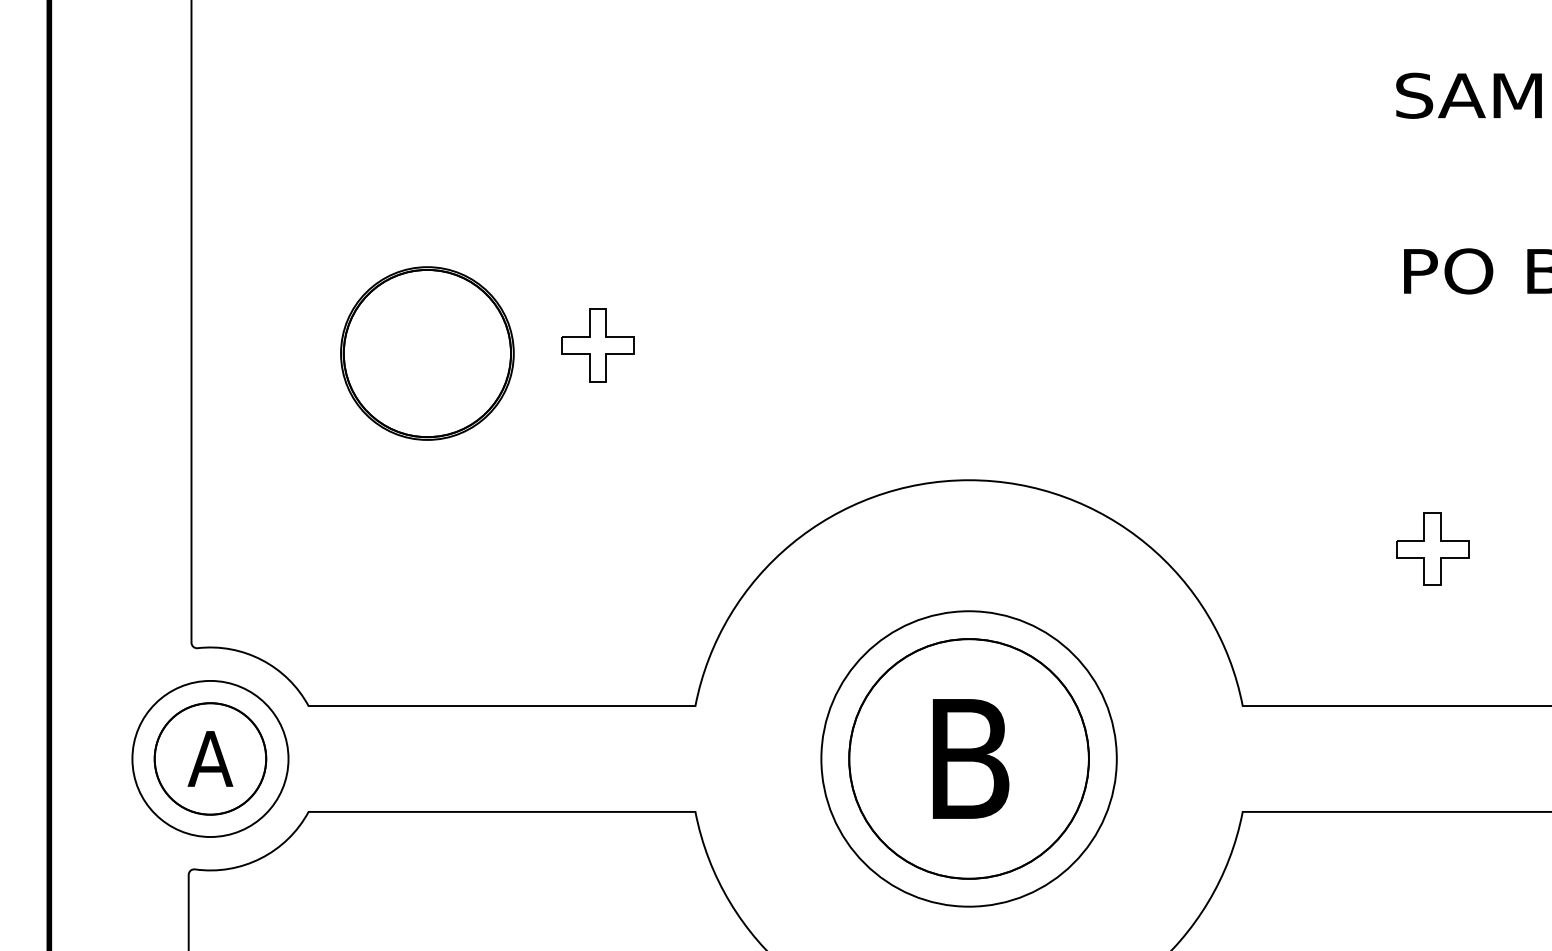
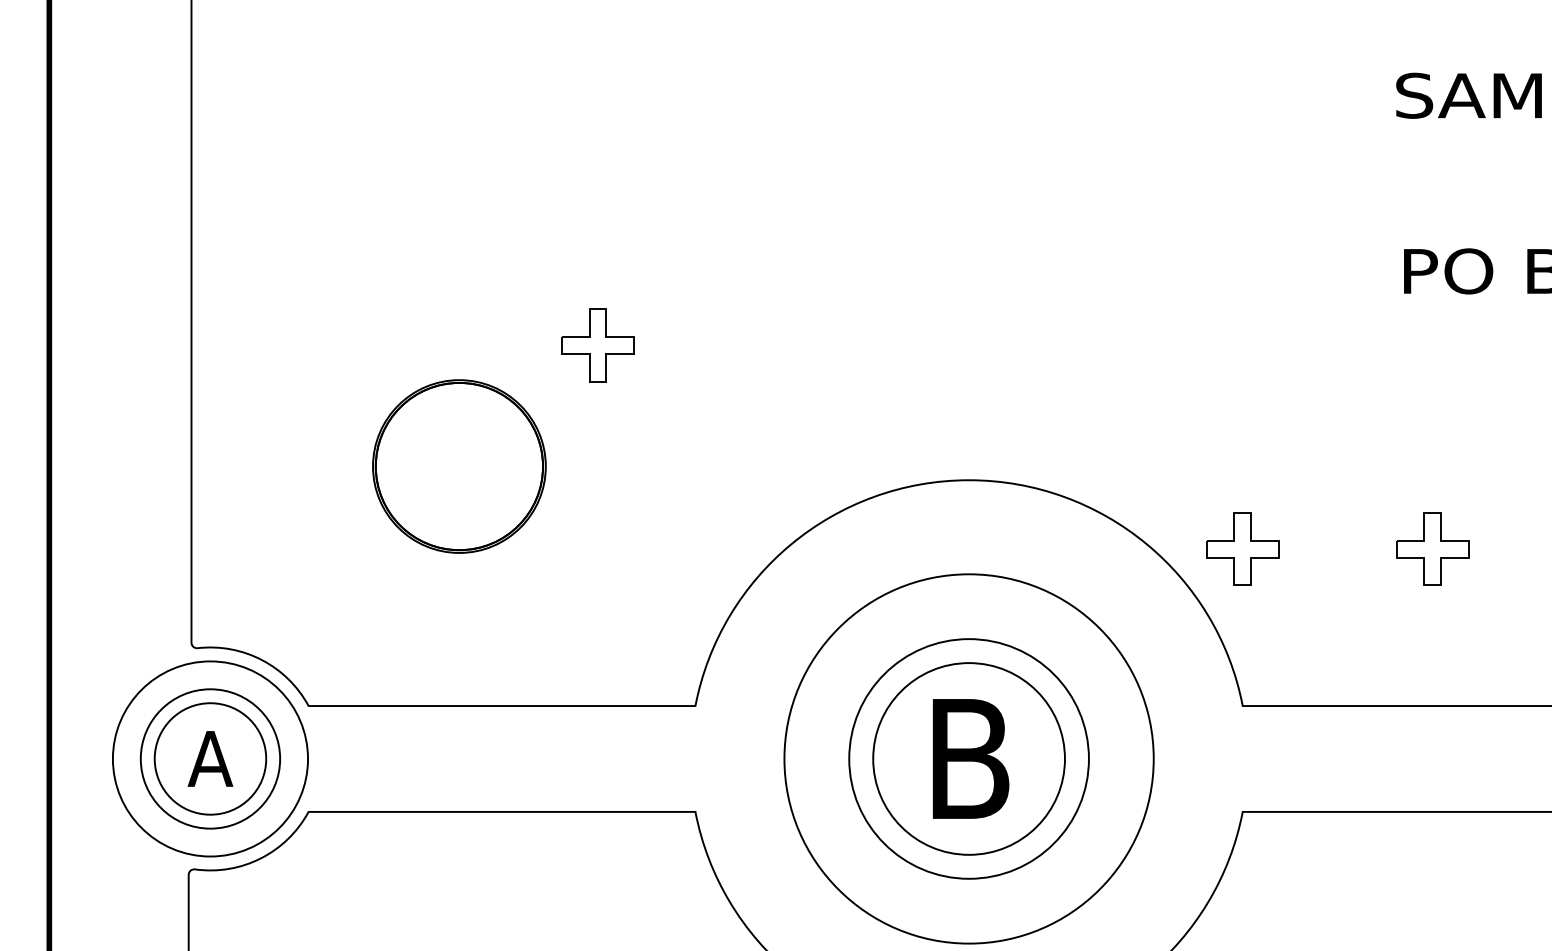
part position: (427, 353) -> (459, 466) (459, 466)
part: none -> present (1242, 548)
circle diameter: 111 px -> 139 px (210, 758)
circle diameter: 156 px -> 195 px (210, 758)
circle diameter: 240 px -> 192 px (968, 758)
circle diameter: 295 px -> 369 px (968, 758)
